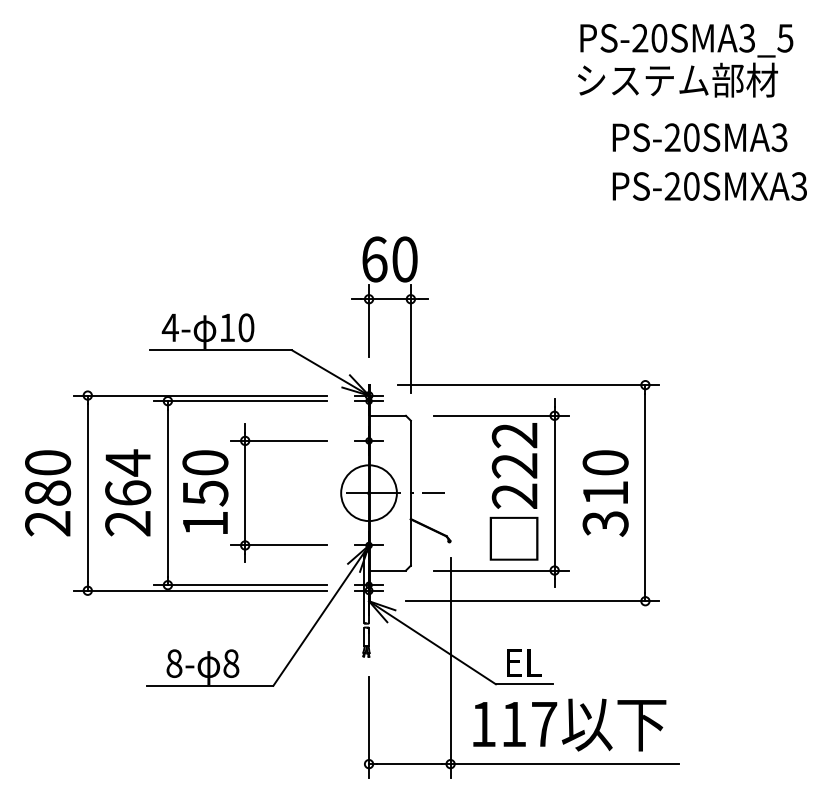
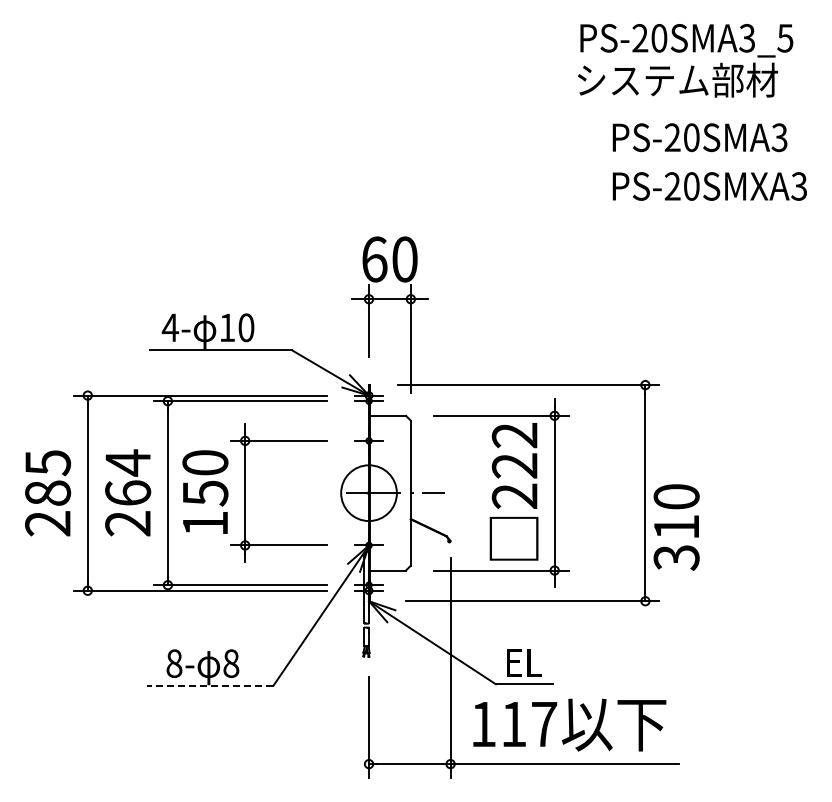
text: 280 -> 285 (47, 463)
text position: (605, 493) -> (676, 527) (676, 527)
line: solid -> dashed (209, 685)
